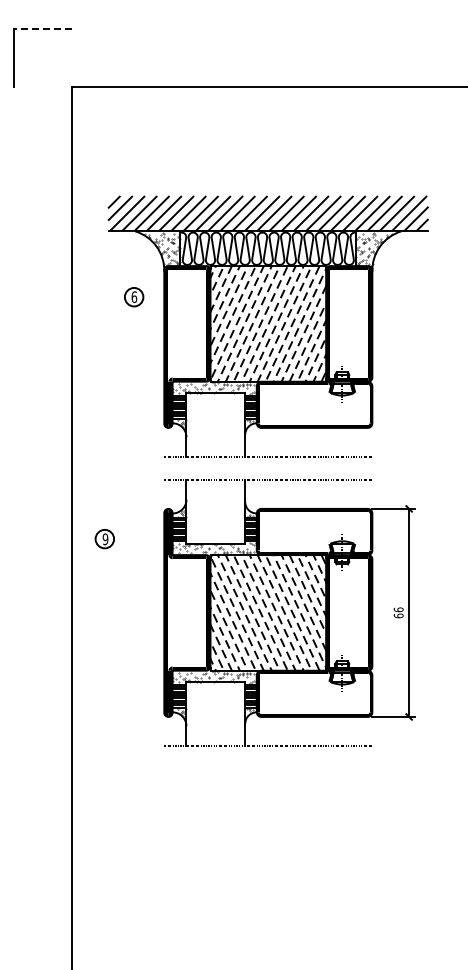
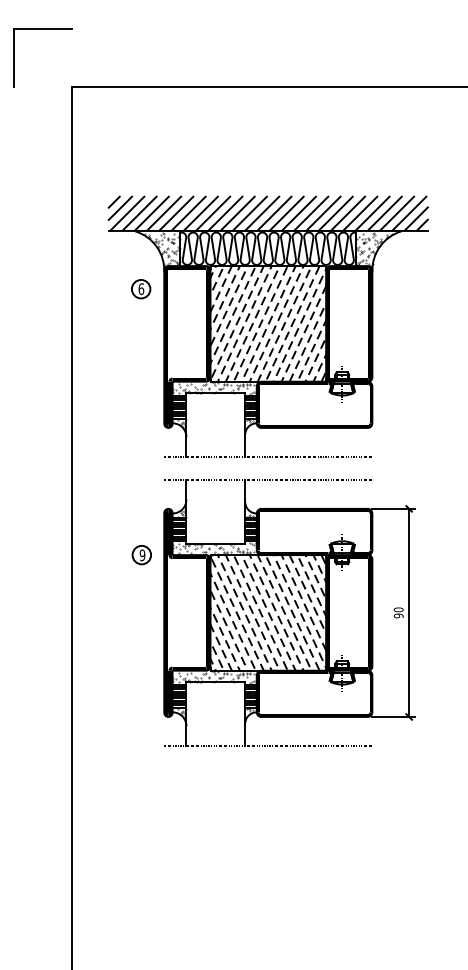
line: dashed -> solid (42, 29)
part position: (134, 297) -> (141, 289) (141, 289)
part position: (104, 539) -> (141, 555) (141, 555)
text: 66 -> 90 (398, 612)
